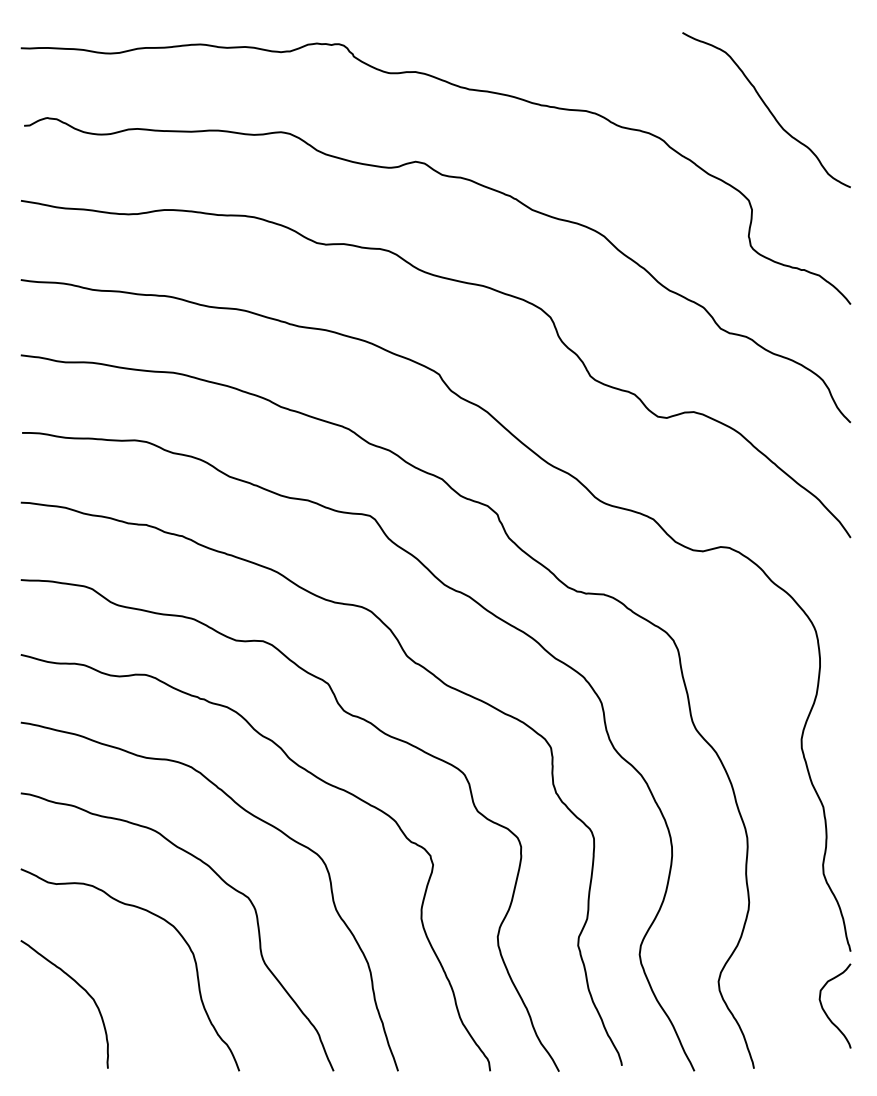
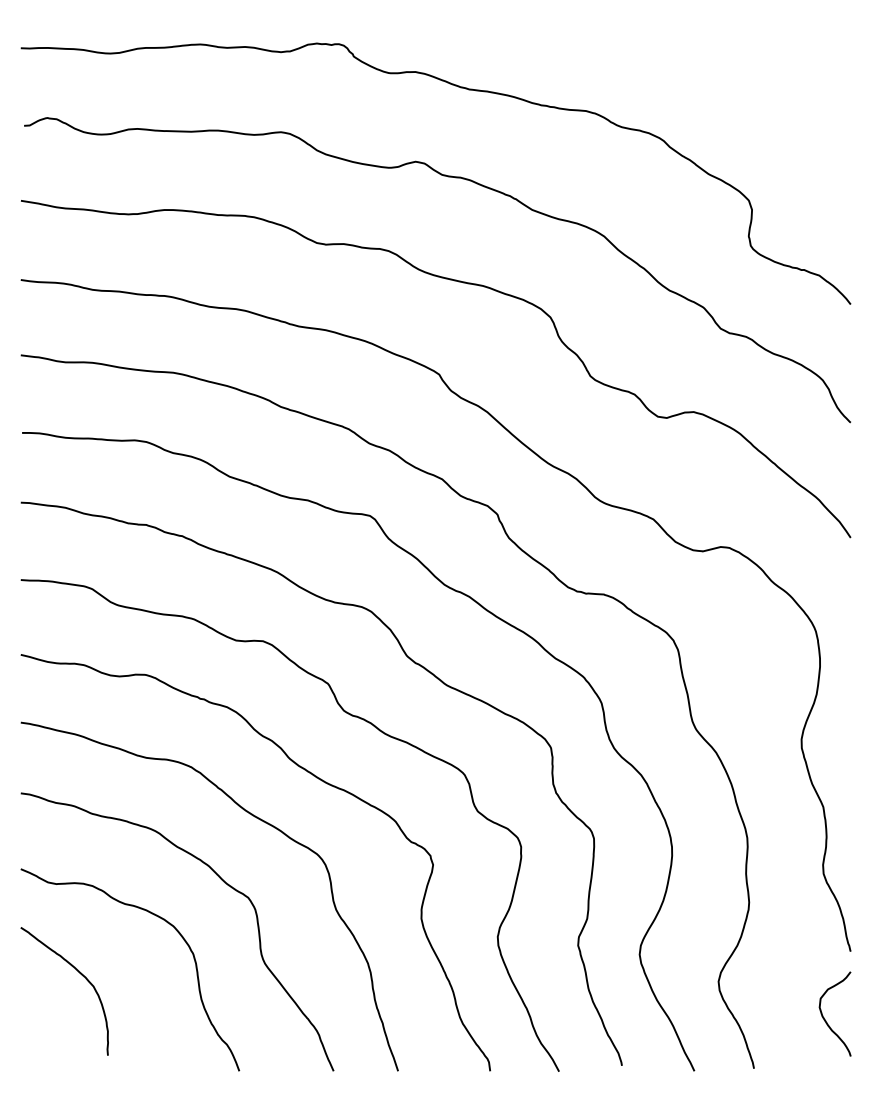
curve: present -> none (767, 109)
curve position: (80, 987) -> (80, 974) (80, 974)
curve position: (826, 1012) -> (826, 1020) (826, 1020)
